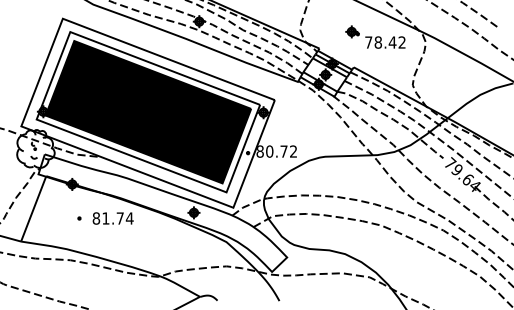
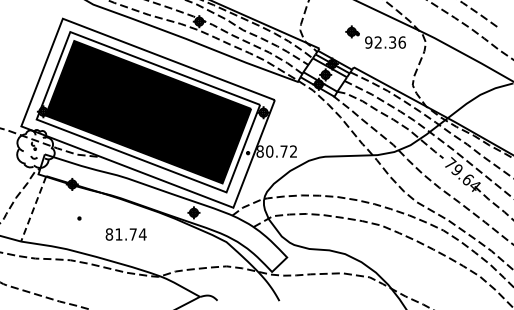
text: 78.42 -> 92.36 (385, 42)
line: solid -> dashed (33, 209)
text position: (112, 218) -> (125, 234) (125, 234)
